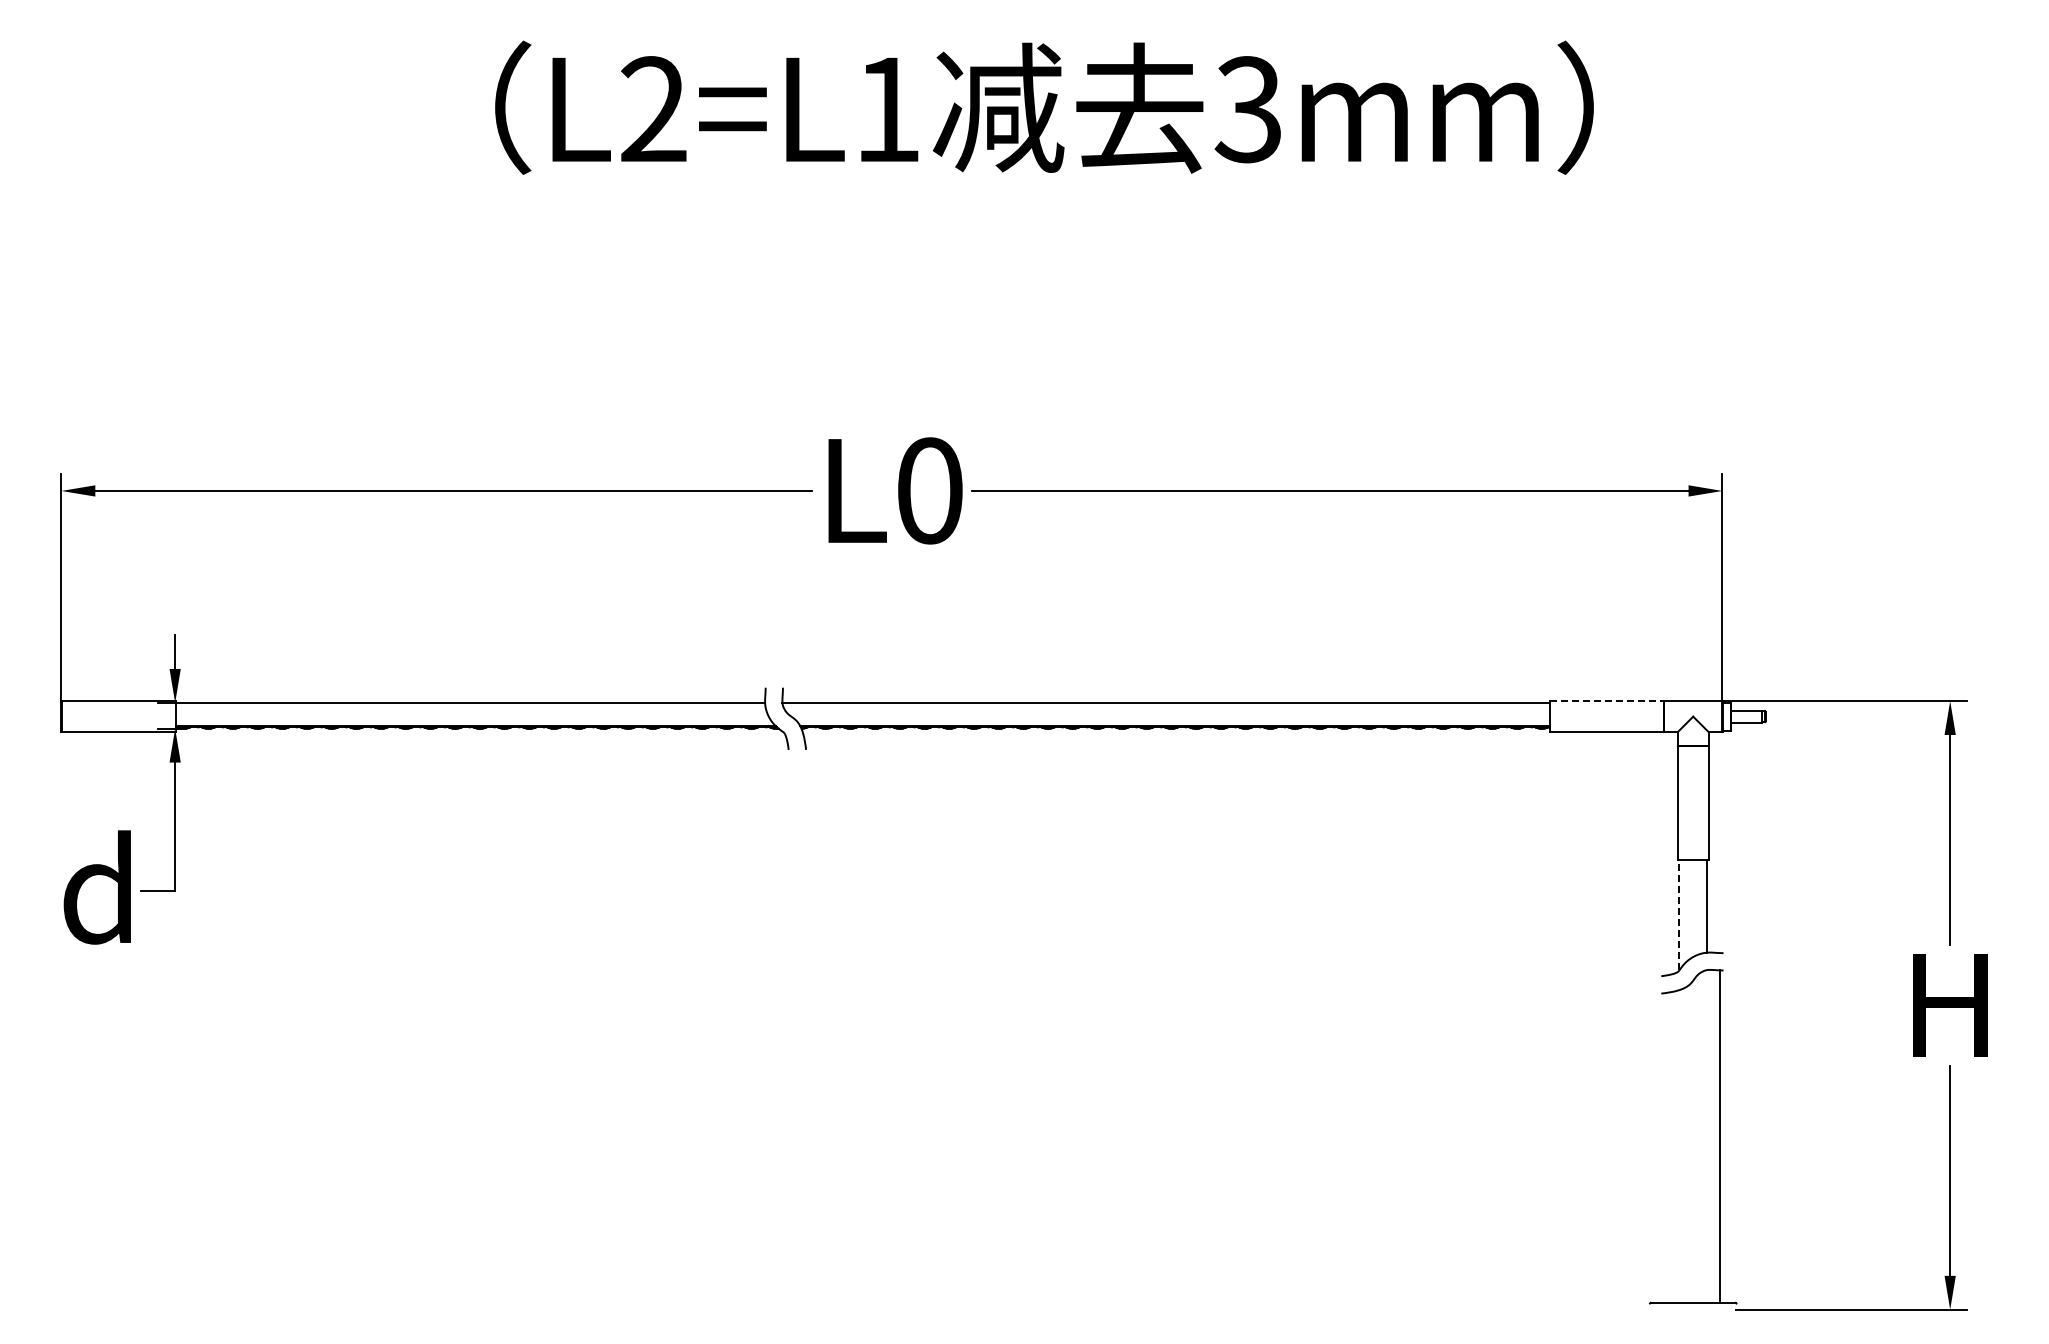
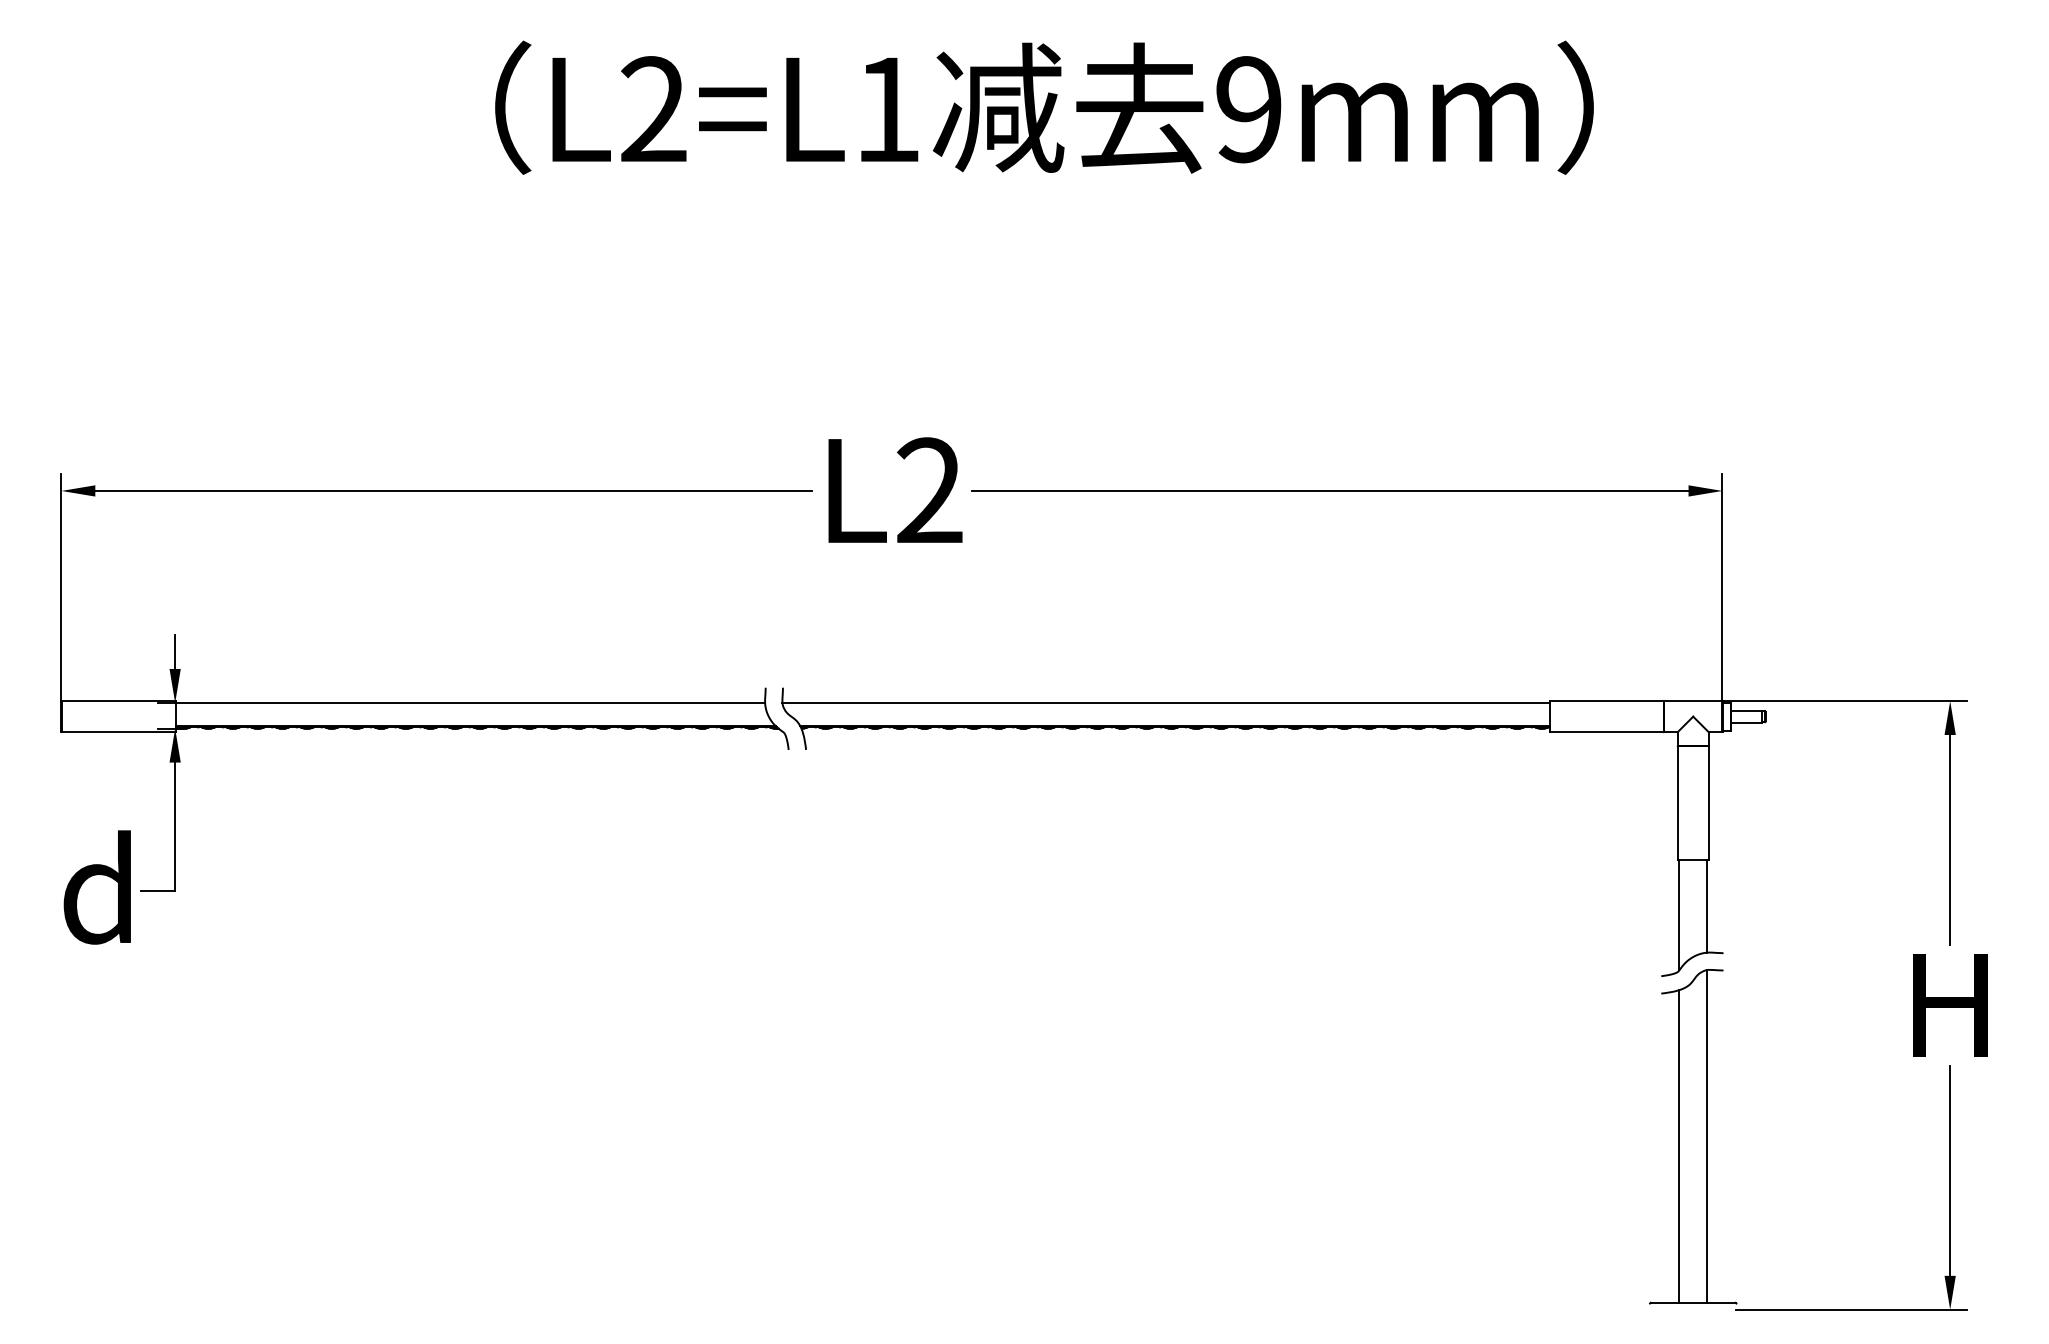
text: 3mm -> 9mm (1247, 109)
text: L0 -> L2 (929, 490)
line: dashed -> solid (1607, 701)
line: dashed -> solid (1679, 914)
line position: (1720, 1136) -> (1707, 1136) (1707, 1136)
line: none -> present (1679, 1146)
